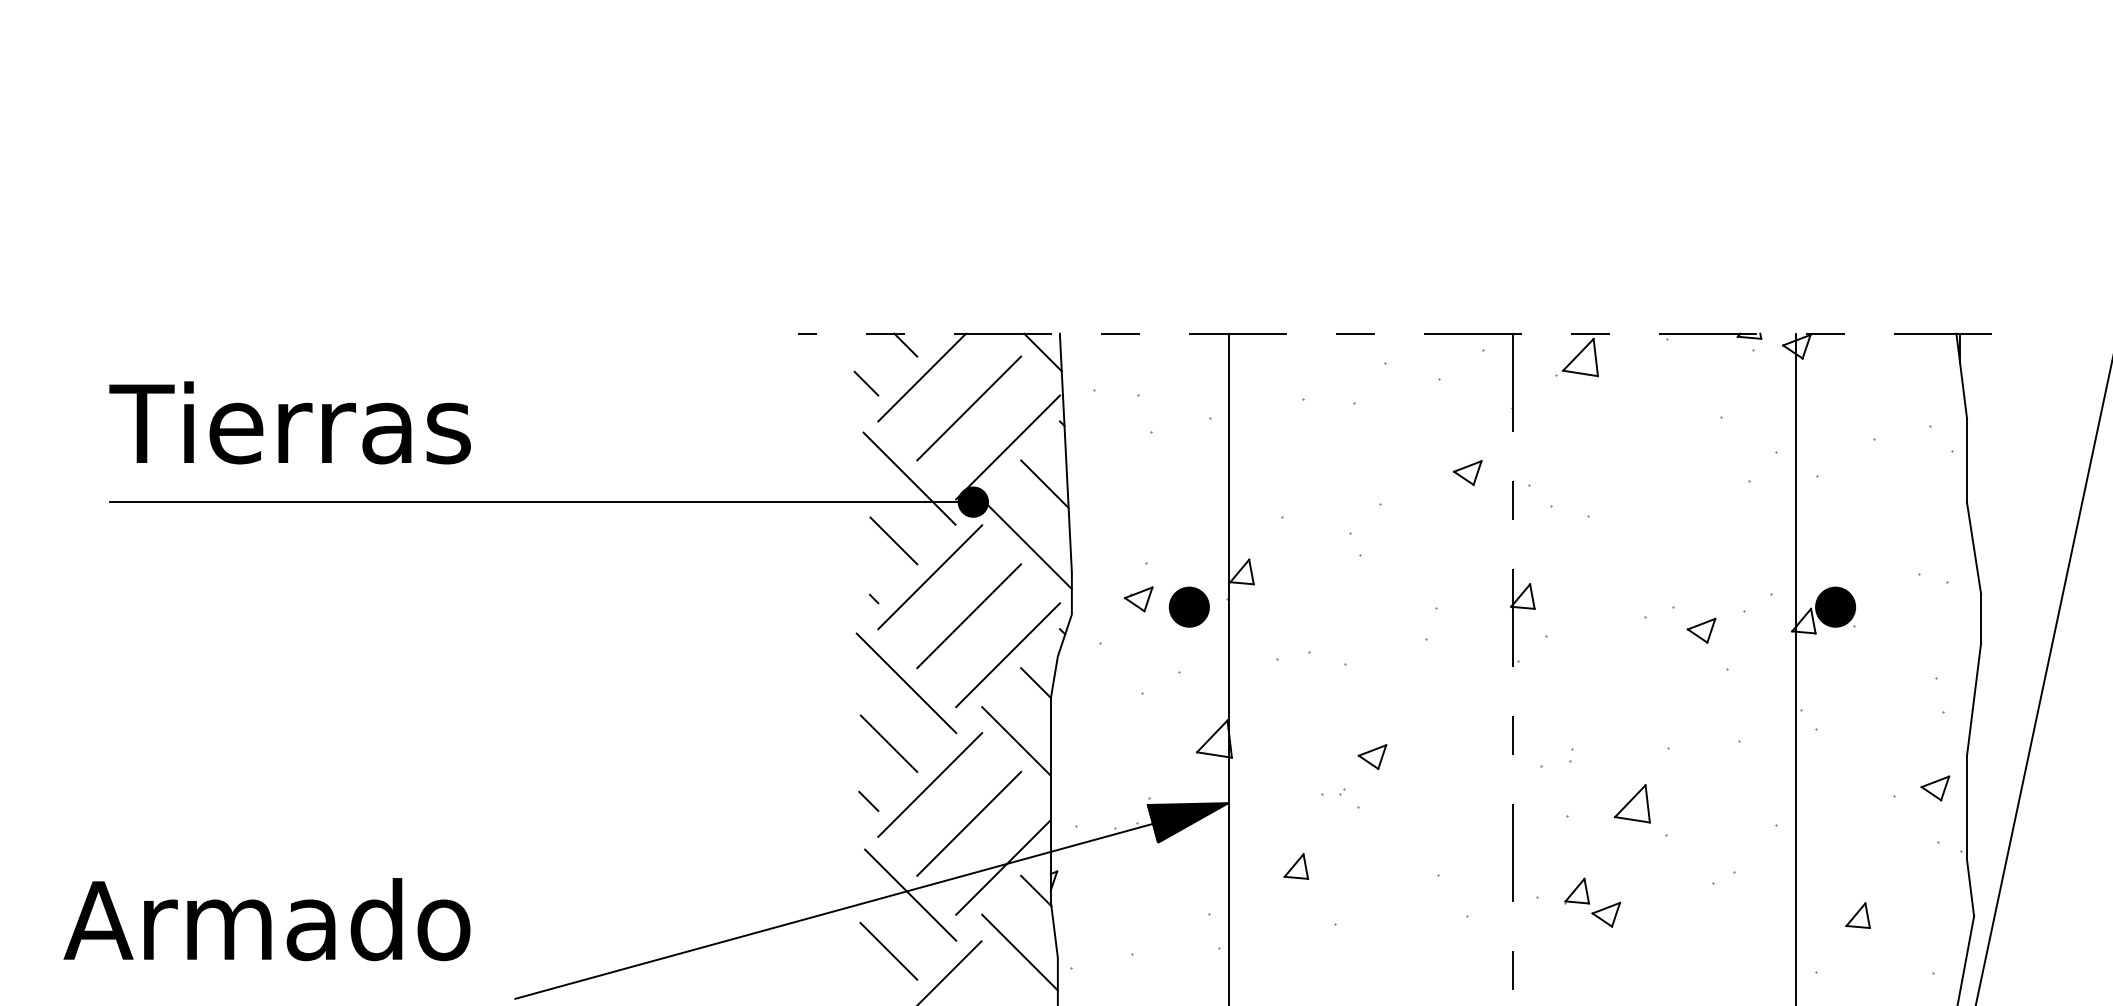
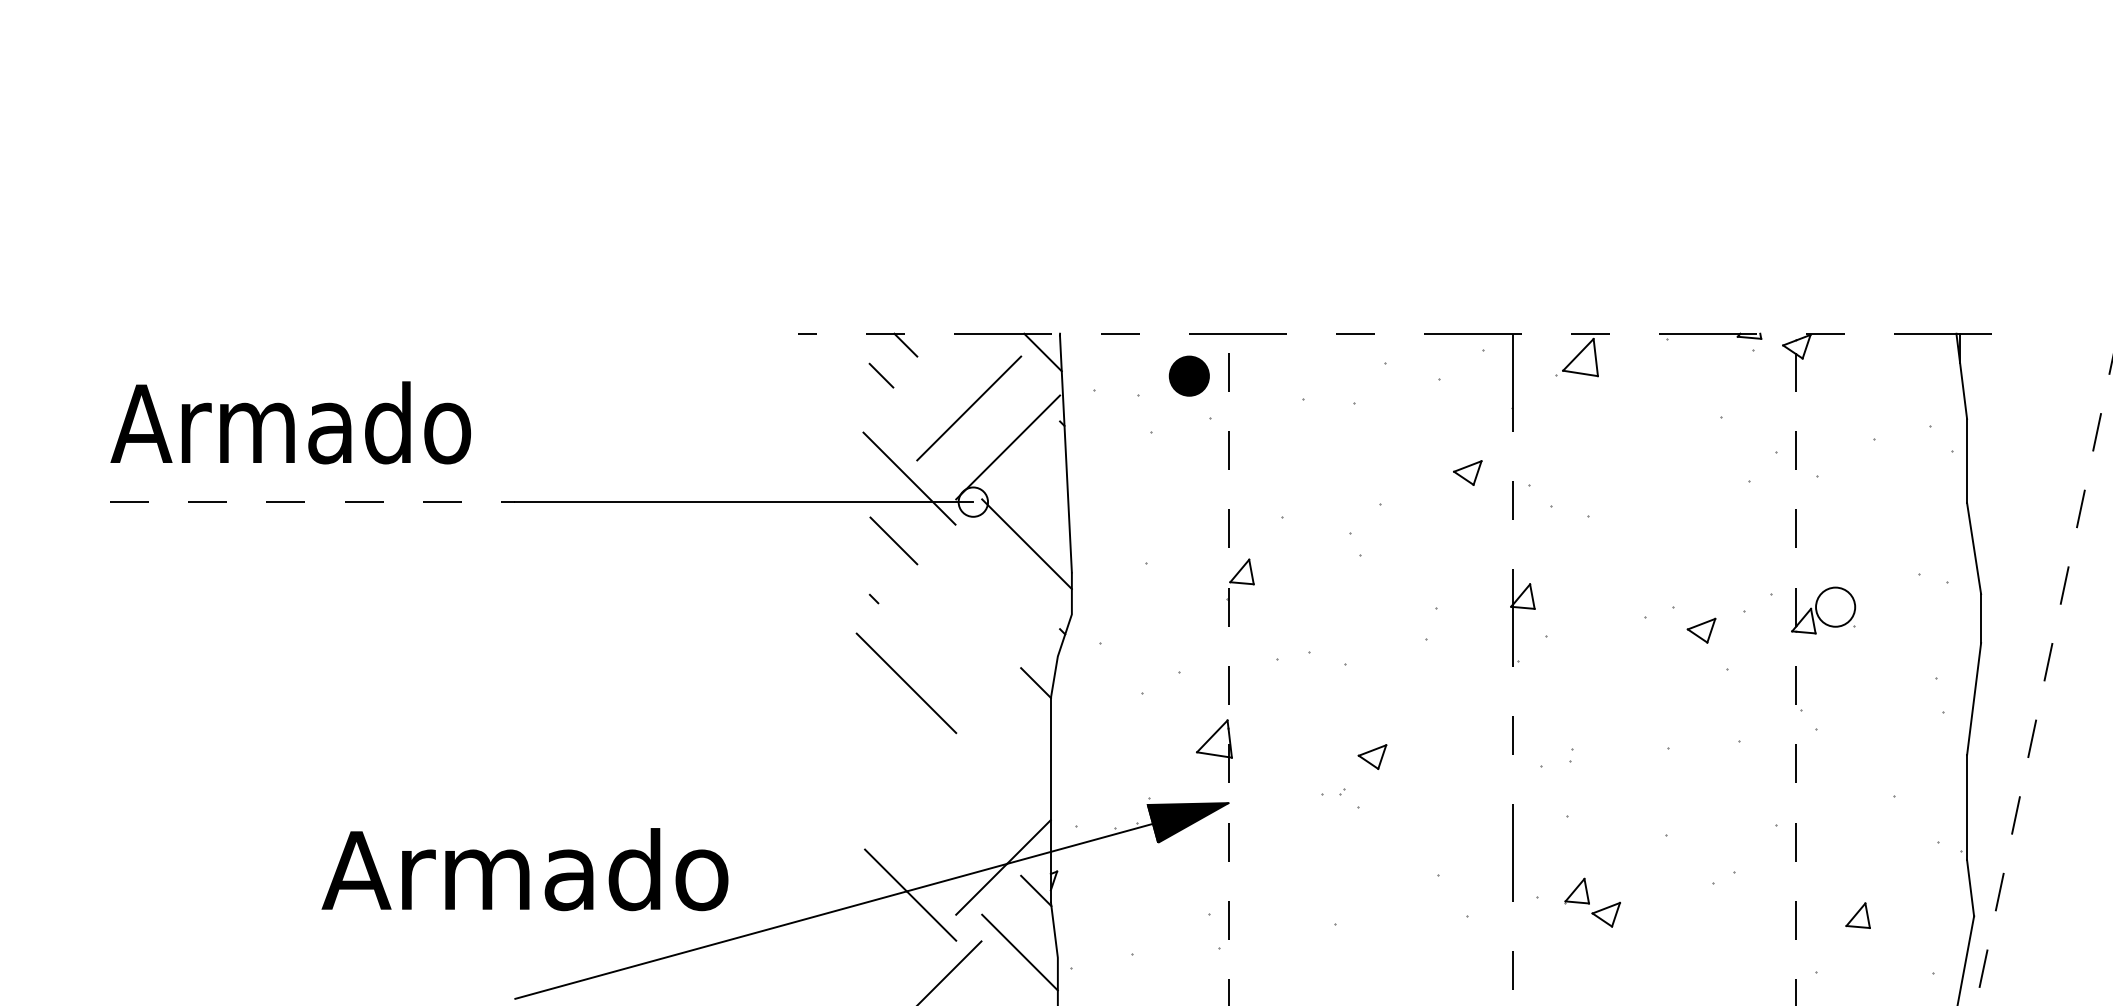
line: present -> none (922, 377)
line position: (866, 383) -> (881, 375) (881, 375)
text: Tierras -> Armado (290, 422)
line: present -> none (1044, 483)
fill: present -> none (973, 501)
line: solid -> dashed (312, 502)
line: present -> none (930, 577)
part: present -> none (1138, 599)
part position: (1188, 606) -> (1188, 375) (1188, 375)
fill: present -> none (1835, 606)
line: present -> none (969, 616)
line: present -> none (1008, 655)
line: solid -> dashed (1228, 669)
line: solid -> dashed (1796, 669)
line: solid -> dashed (2044, 682)
line: present -> none (1016, 741)
line: present -> none (888, 743)
line: present -> none (930, 784)
part: present -> none (1935, 788)
line: present -> none (868, 800)
part: present -> none (1632, 803)
line: present -> none (969, 823)
part: present -> none (1296, 866)
text position: (266, 919) -> (524, 869) (524, 869)
line: present -> none (888, 950)
